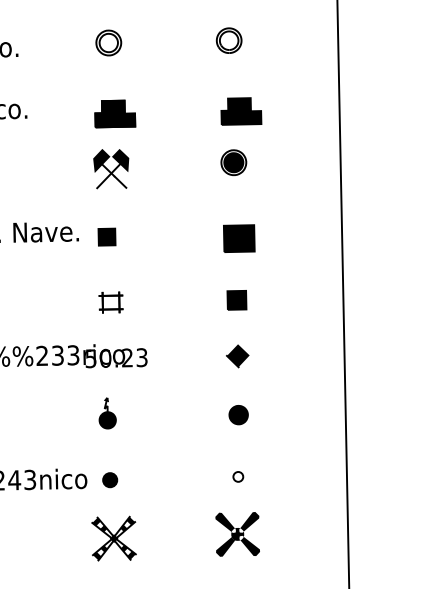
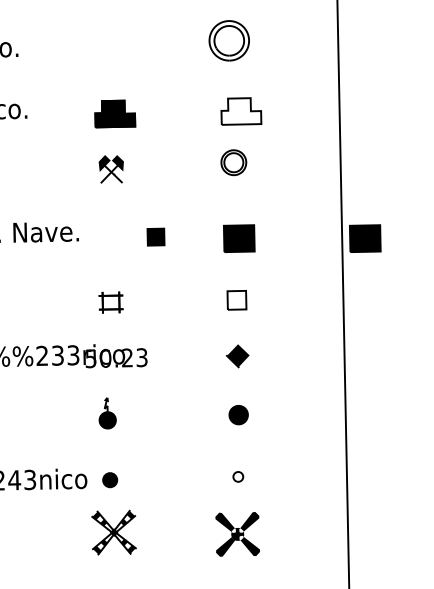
part size: 28x27 px -> 42x42 px (228, 40)
part: present -> none (108, 42)
fill: present -> none (241, 111)
fill: present -> none (233, 162)
part size: 37x41 px -> 26x29 px (110, 169)
part position: (106, 236) -> (155, 236) (155, 236)
part: none -> present (365, 238)
fill: present -> none (236, 299)
part position: (113, 538) -> (113, 532) (113, 532)
